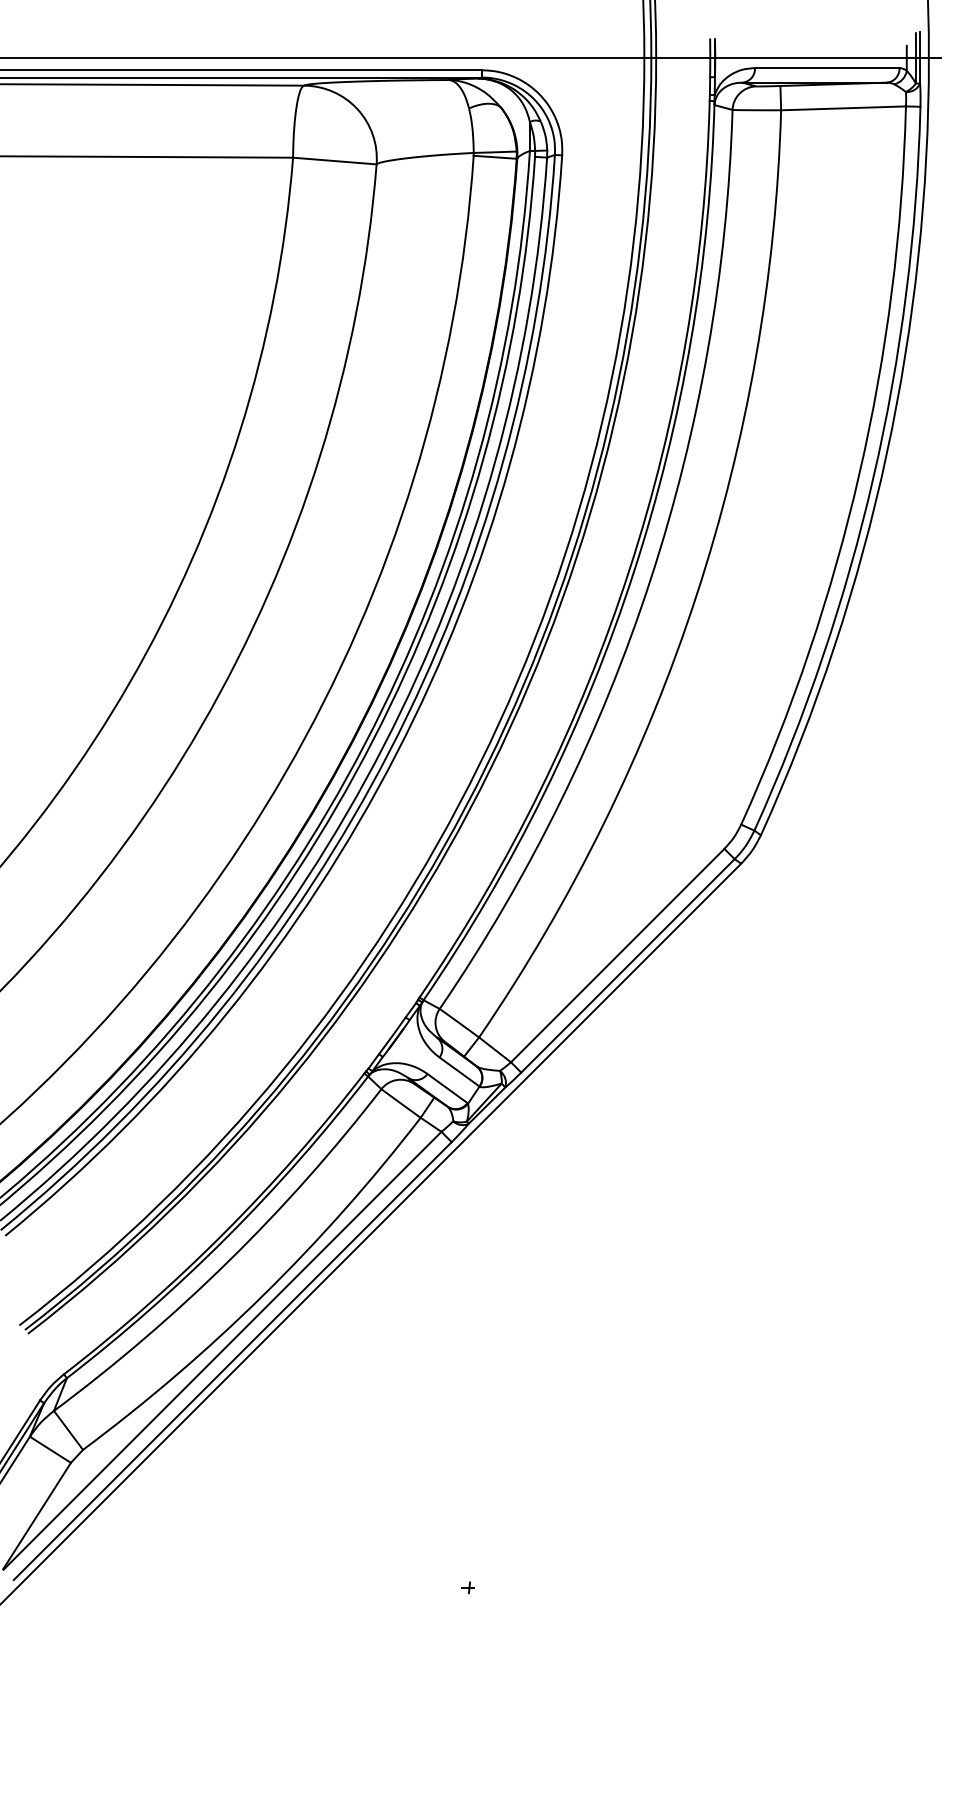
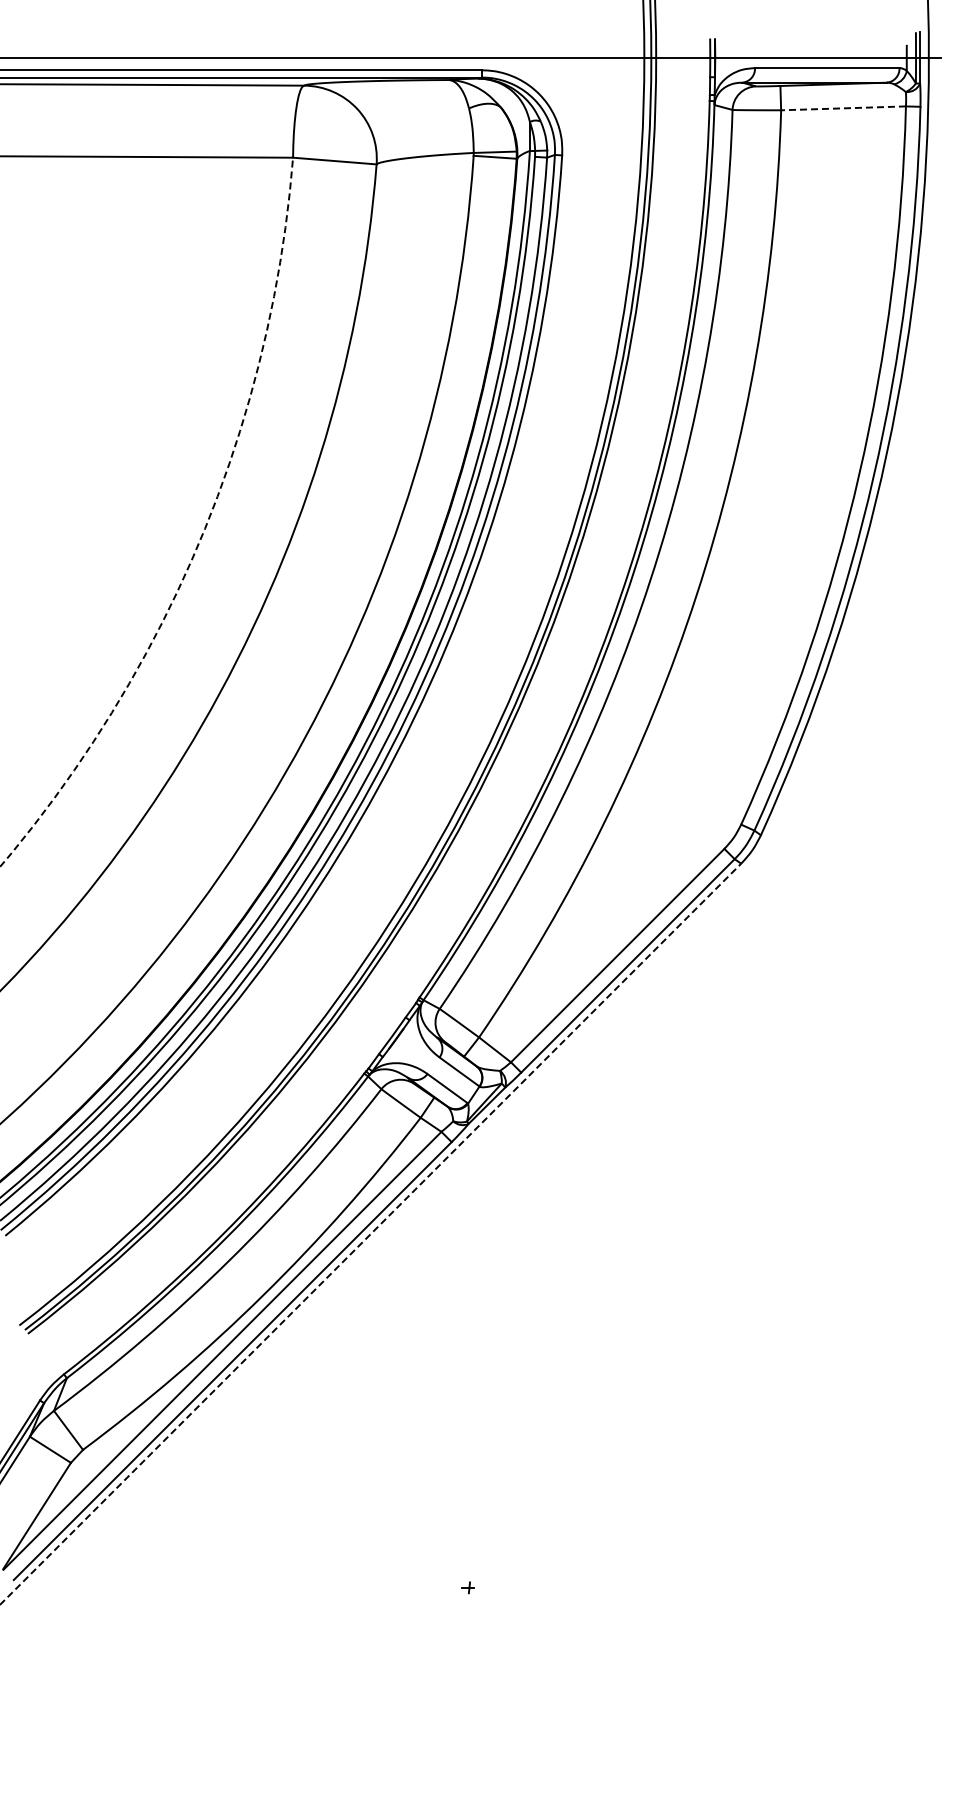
line: solid -> dashed (843, 108)
arc: solid -> dashed (202, 535)
line: solid -> dashed (370, 1234)
